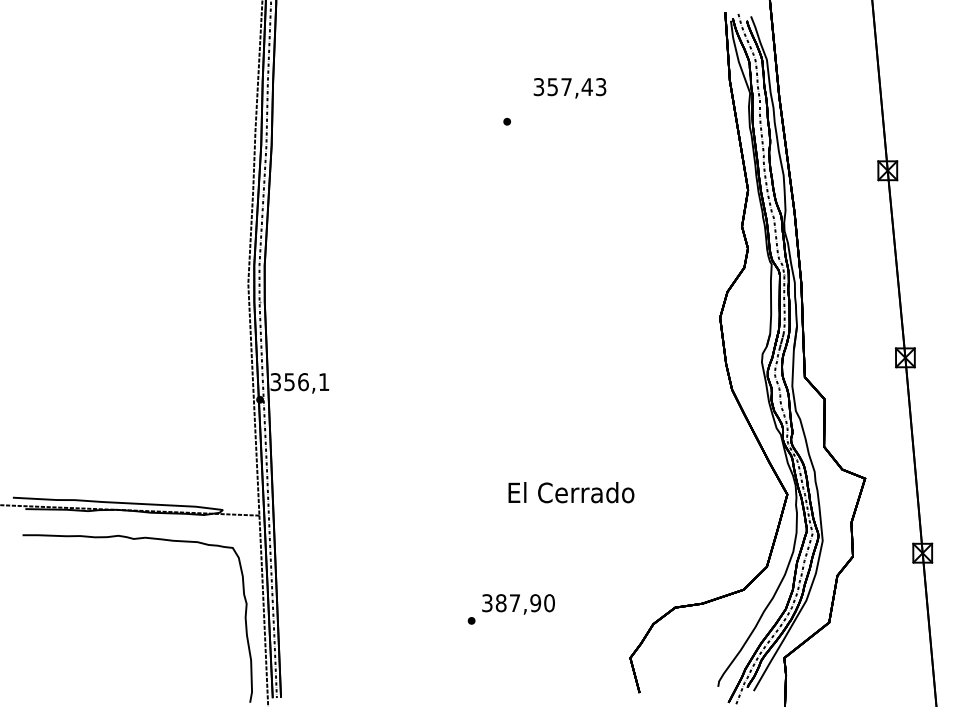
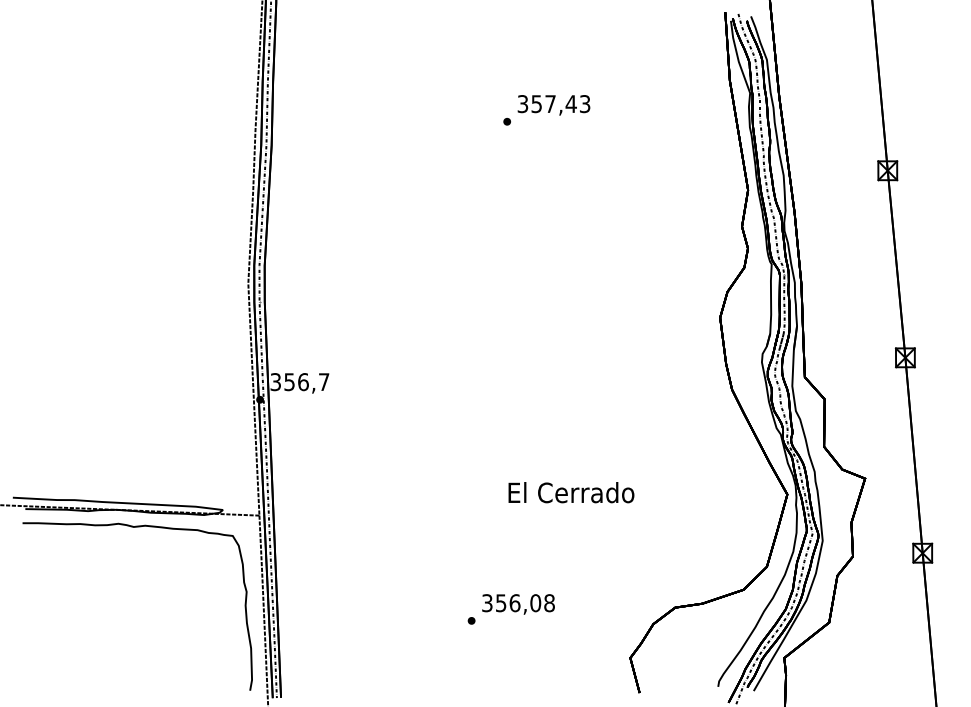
text position: (569, 88) -> (553, 105) (553, 105)
text: 356,1 -> 356,7 (324, 381)
curve position: (137, 539) -> (137, 527) (137, 527)
text: 387,90 -> 356,08 (524, 603)
